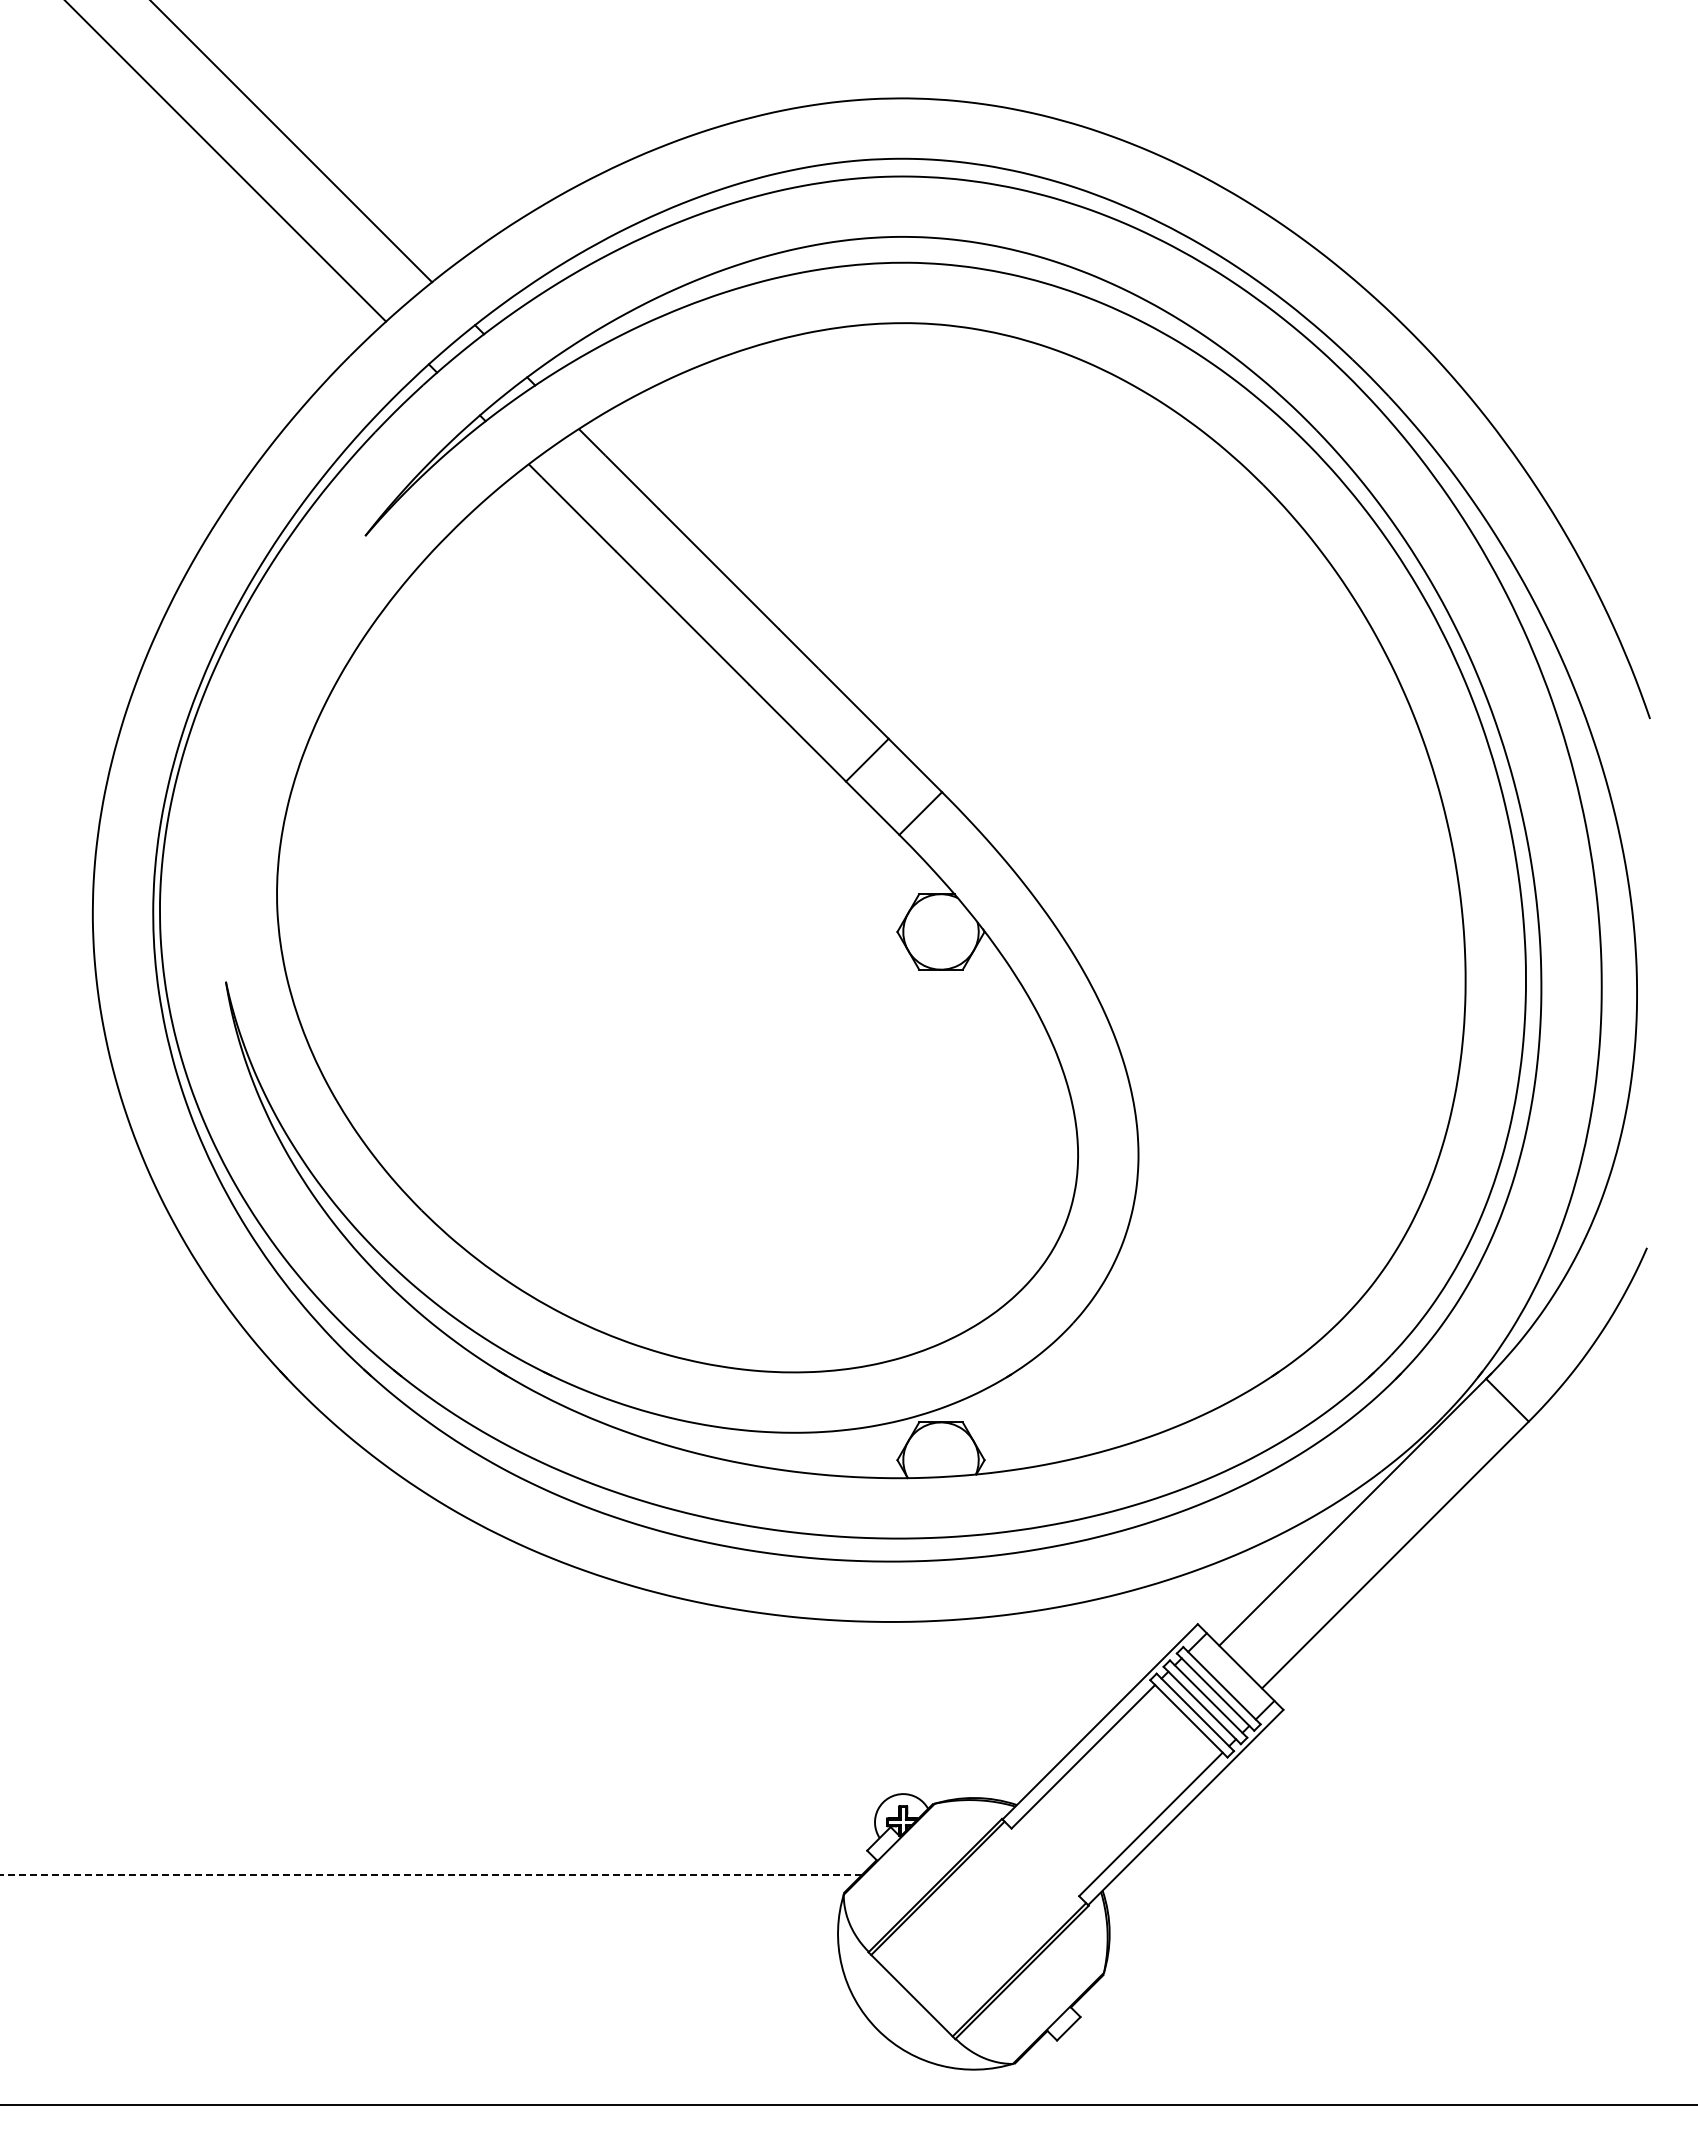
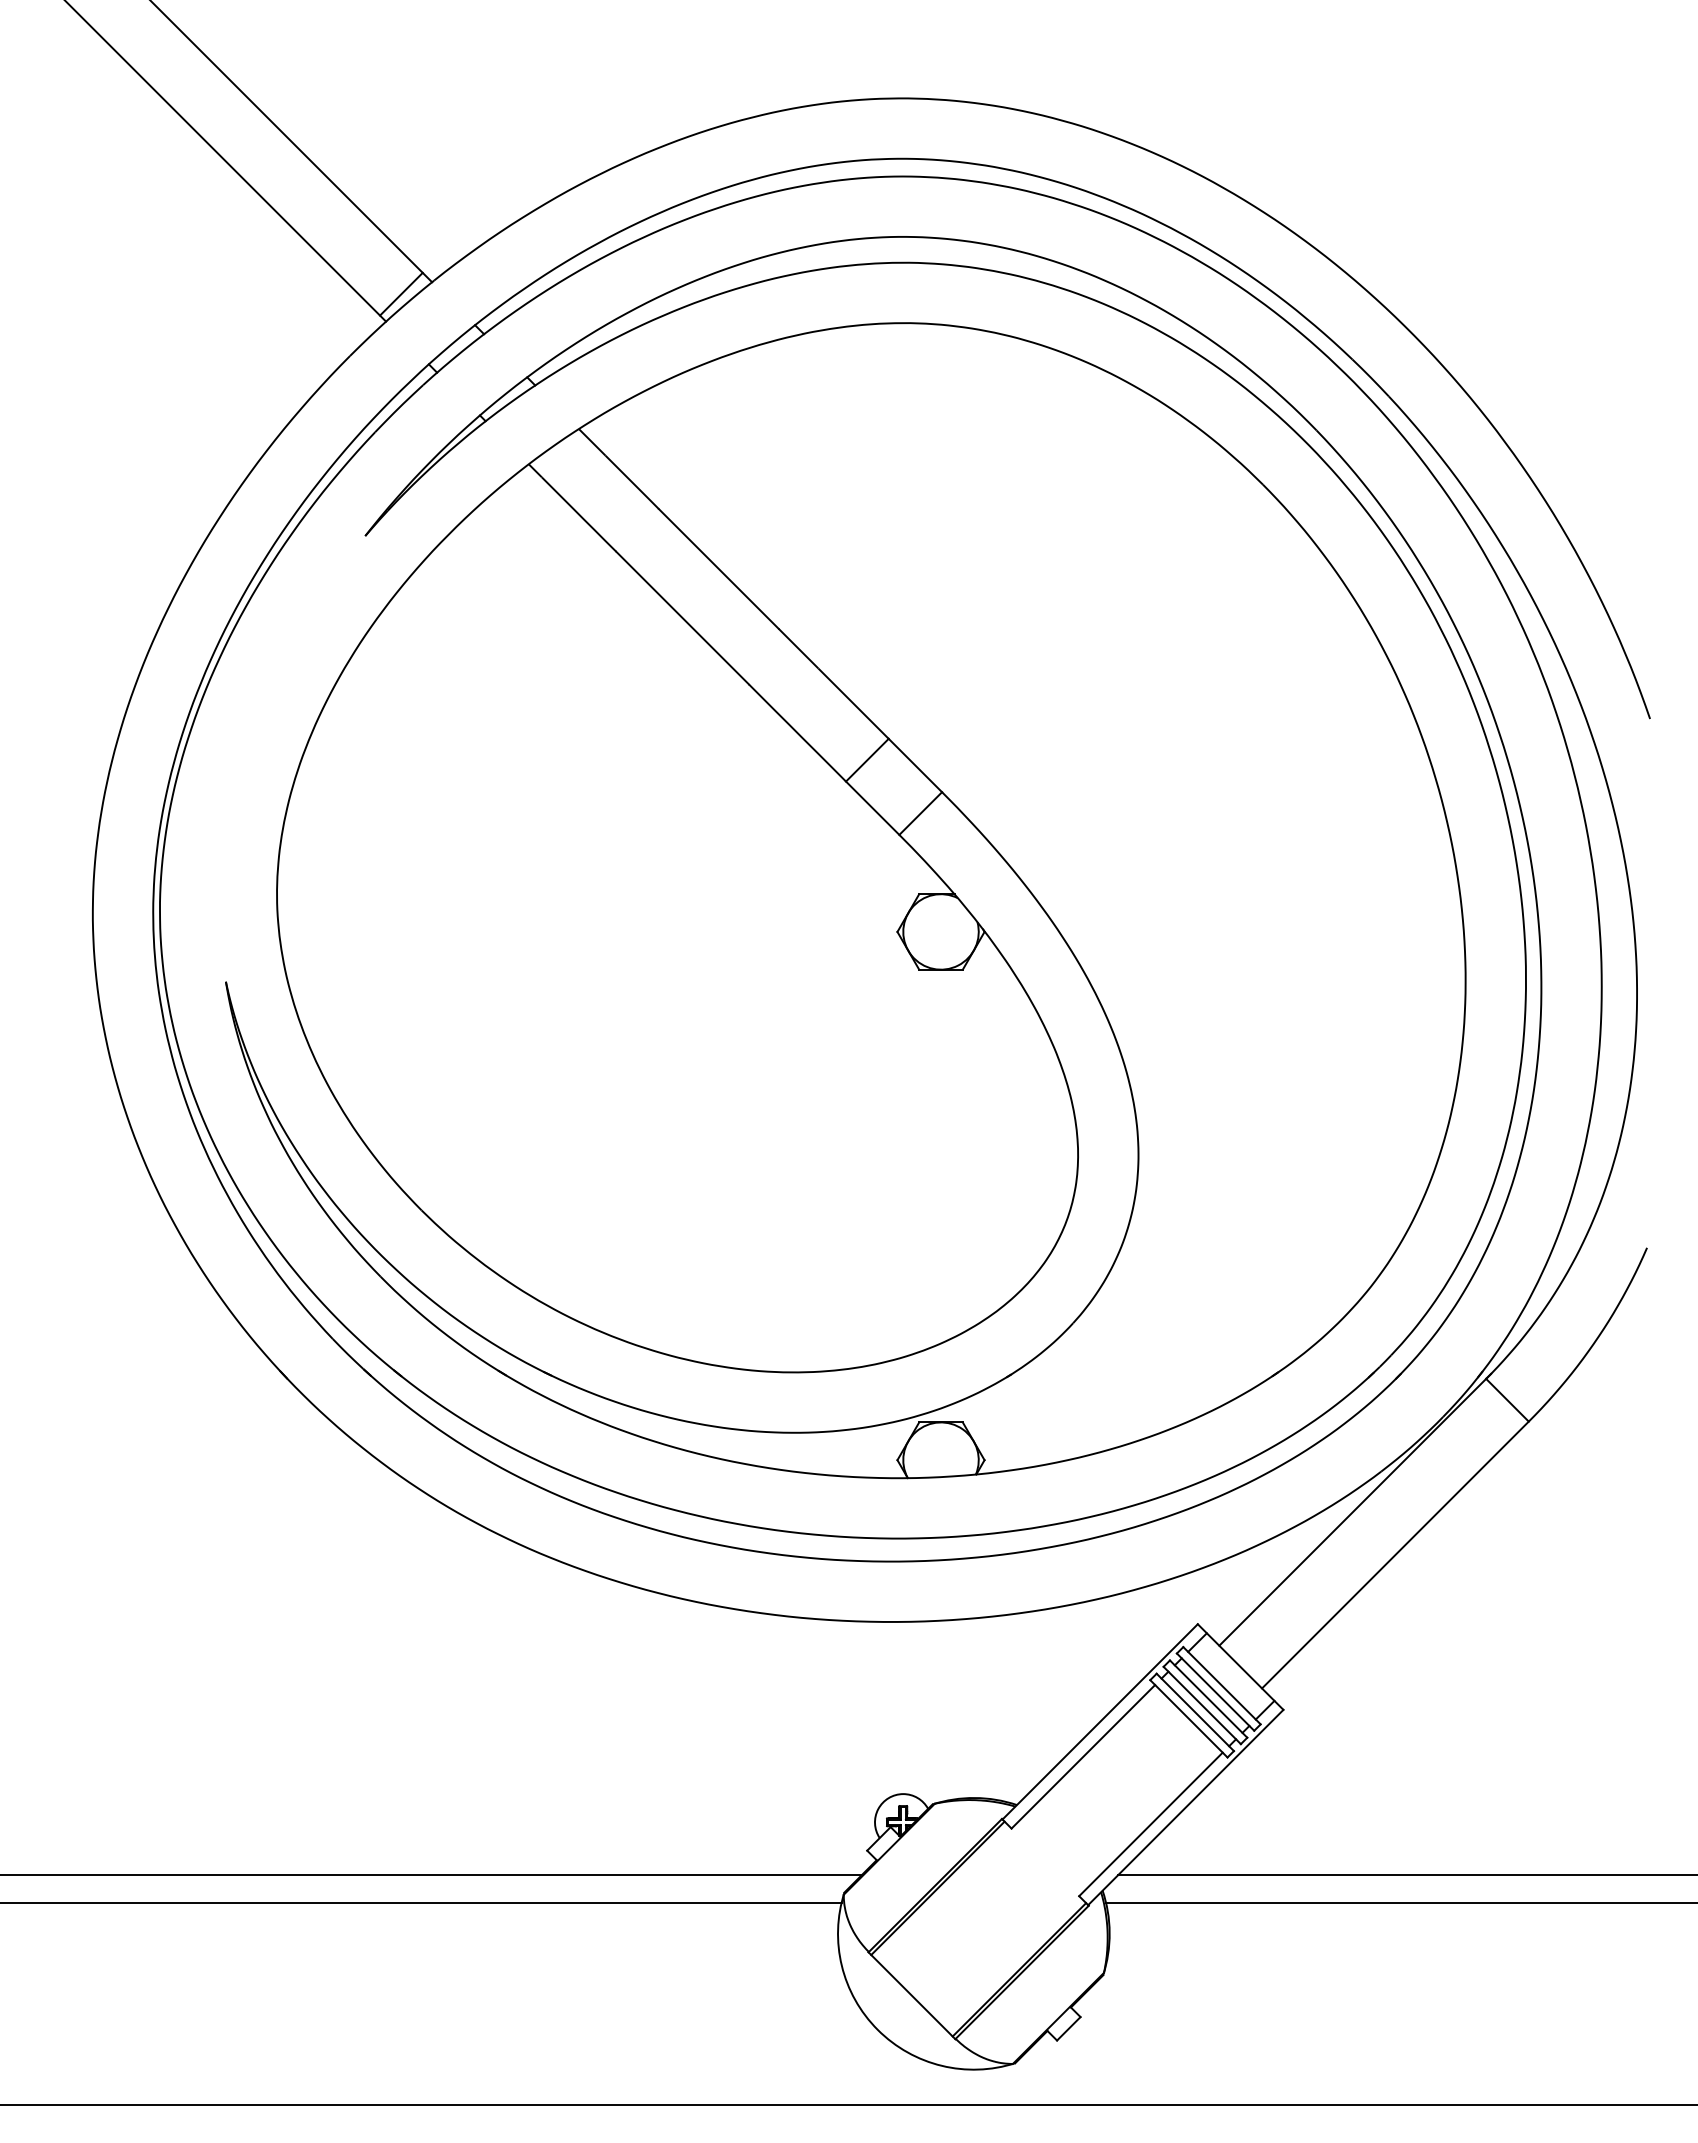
line: none -> present (401, 293)
line: dashed -> solid (430, 1875)
line: none -> present (1406, 1875)
line: none -> present (421, 1903)
line: none -> present (1400, 1903)
